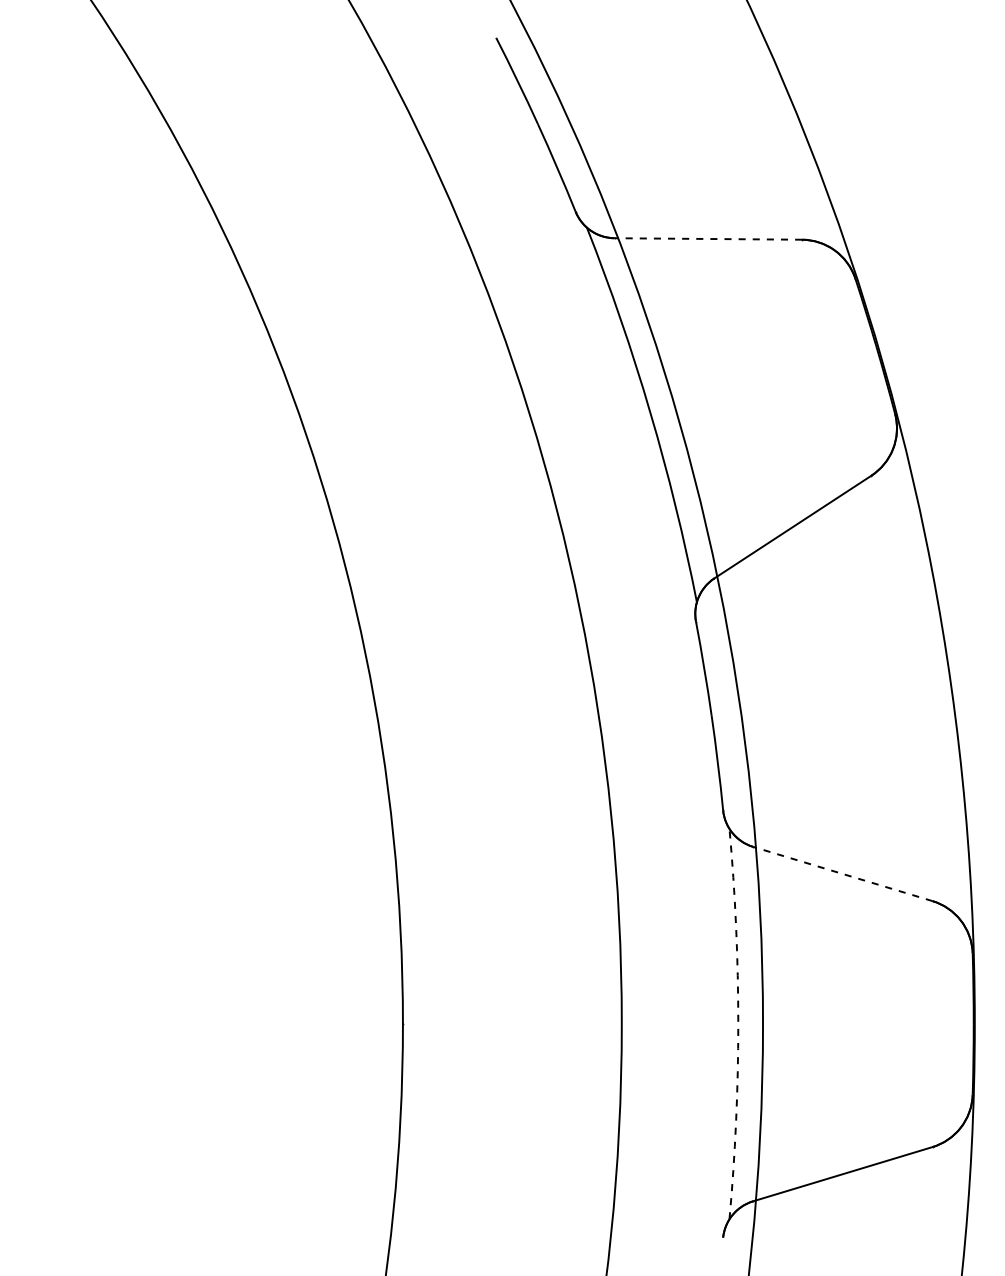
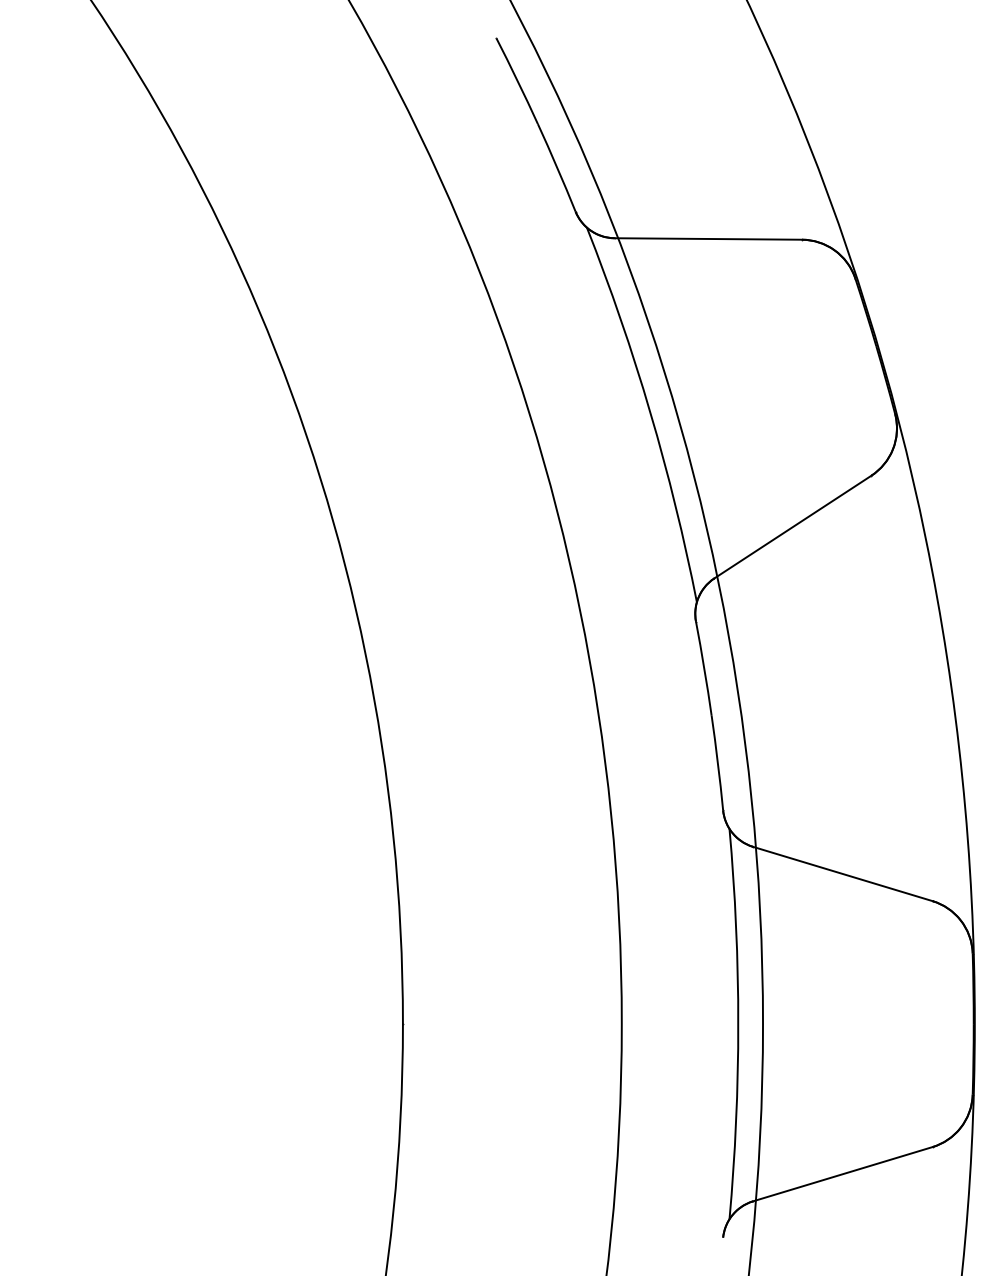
line: dashed -> solid (708, 238)
line: dashed -> solid (842, 873)
arc: dashed -> solid (738, 1024)
